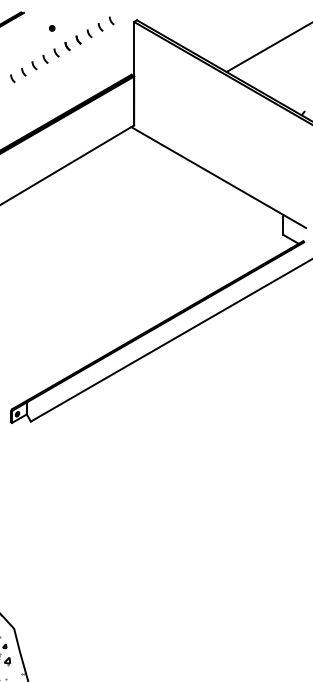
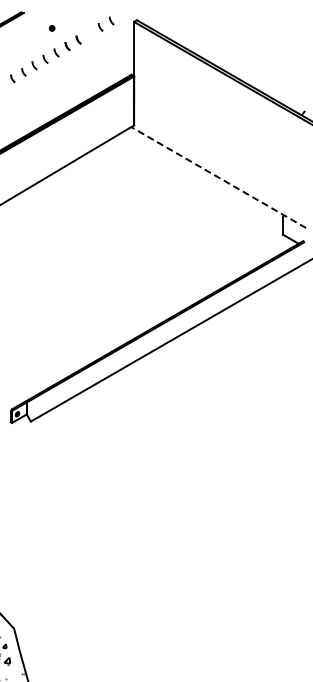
arc: present -> none (89, 33)
line: present -> none (267, 47)
line: solid -> dashed (218, 177)
